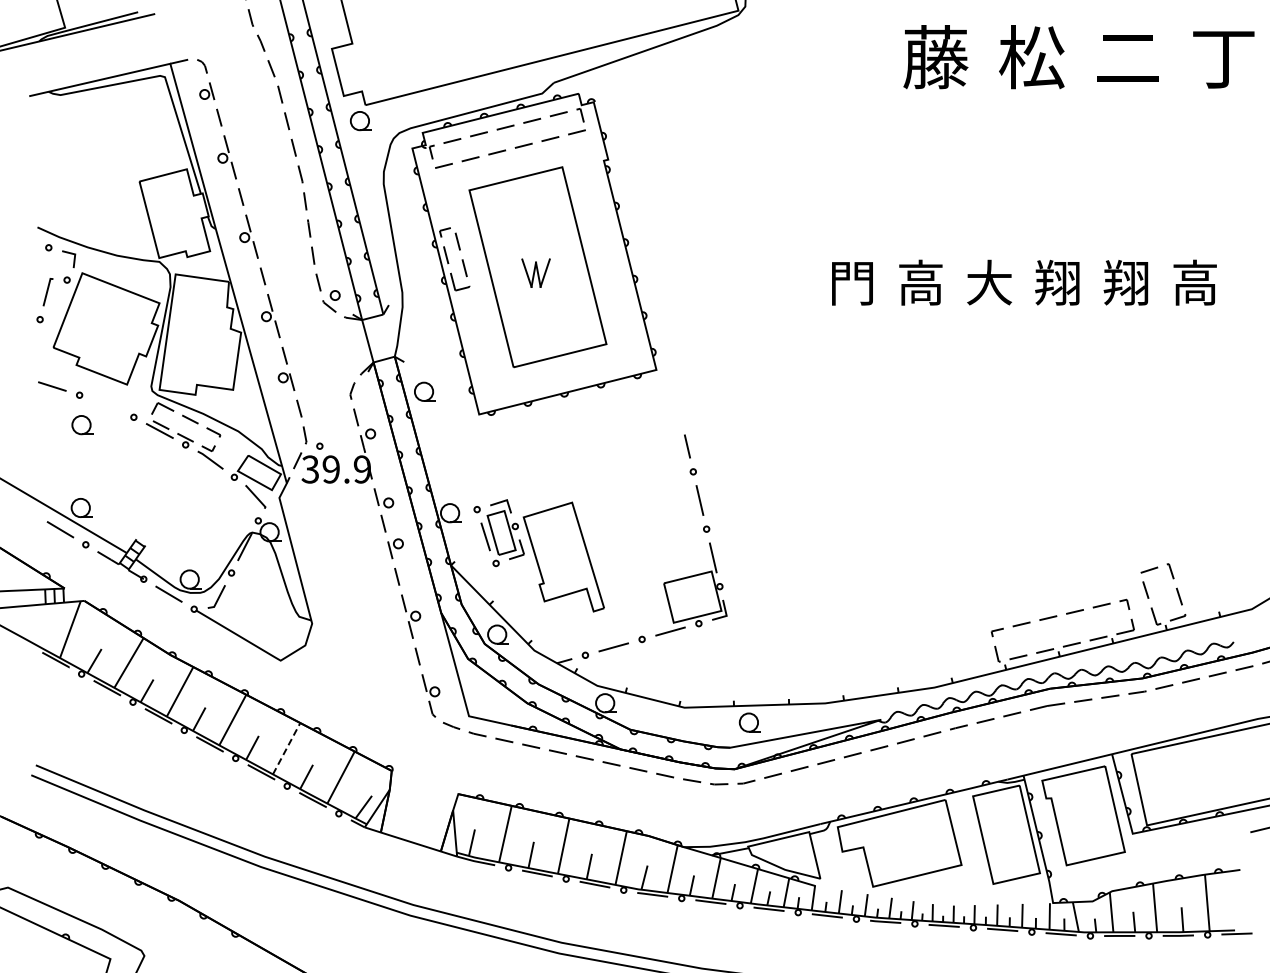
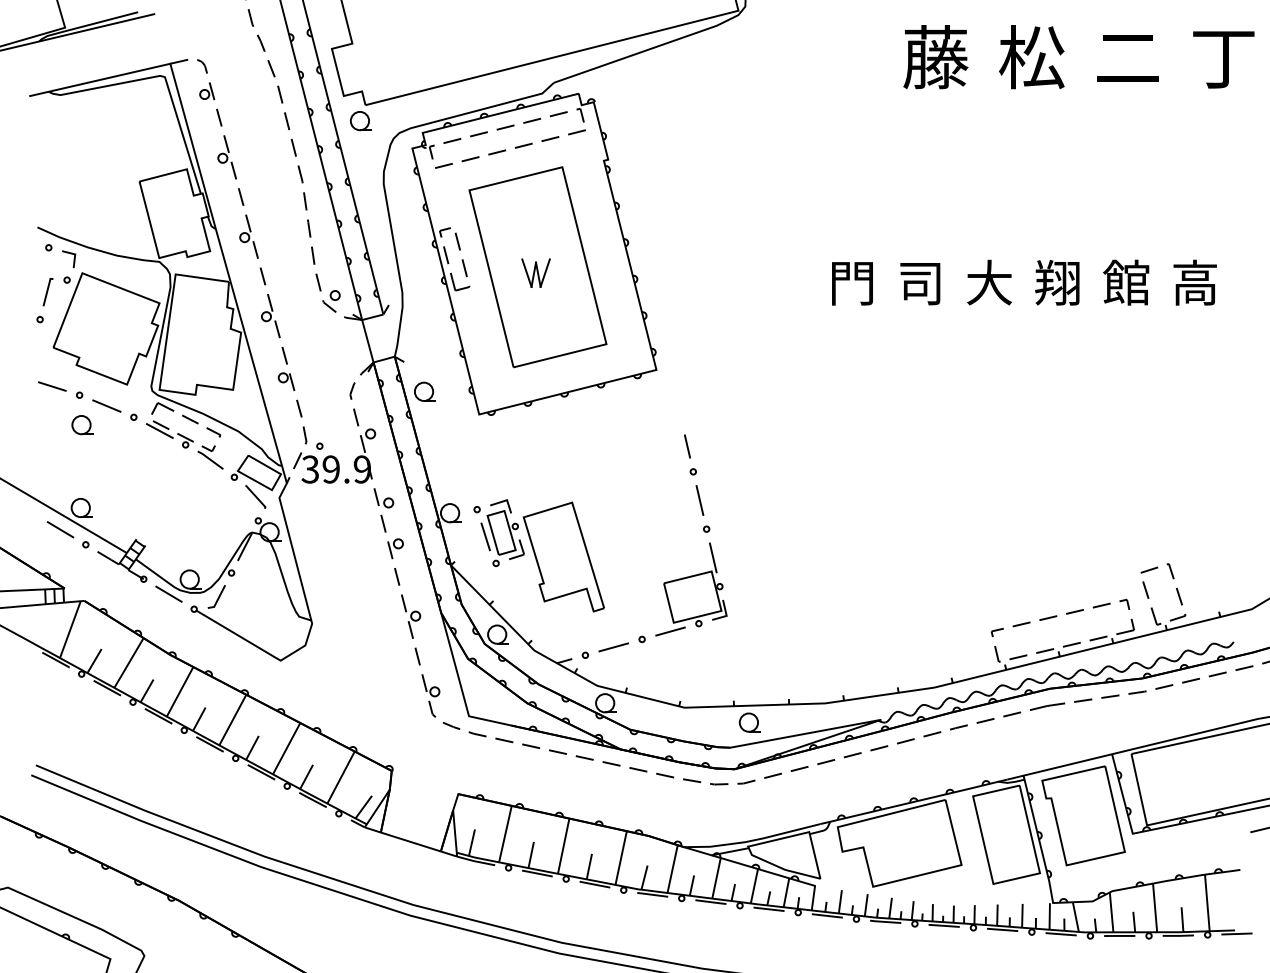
text: 高 -> 司 (920, 282)
text: 翔 -> 館 (1126, 282)
line: none -> present (106, 405)
line: dashed -> solid (286, 748)
